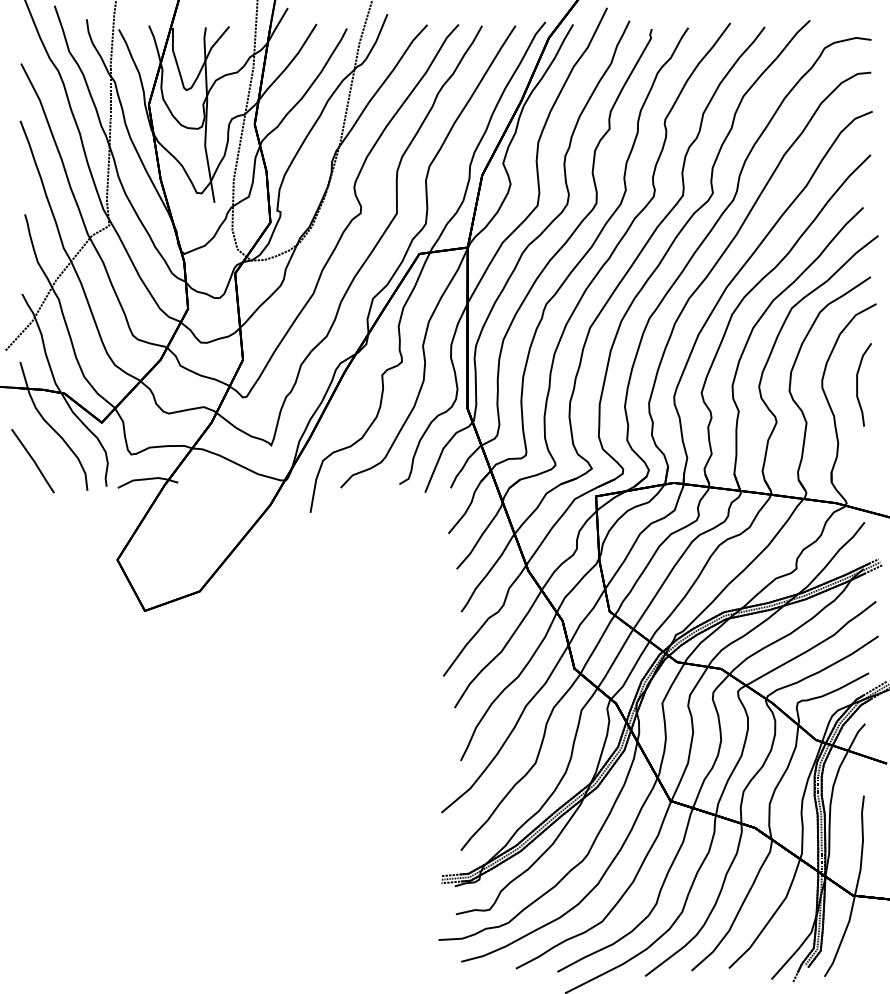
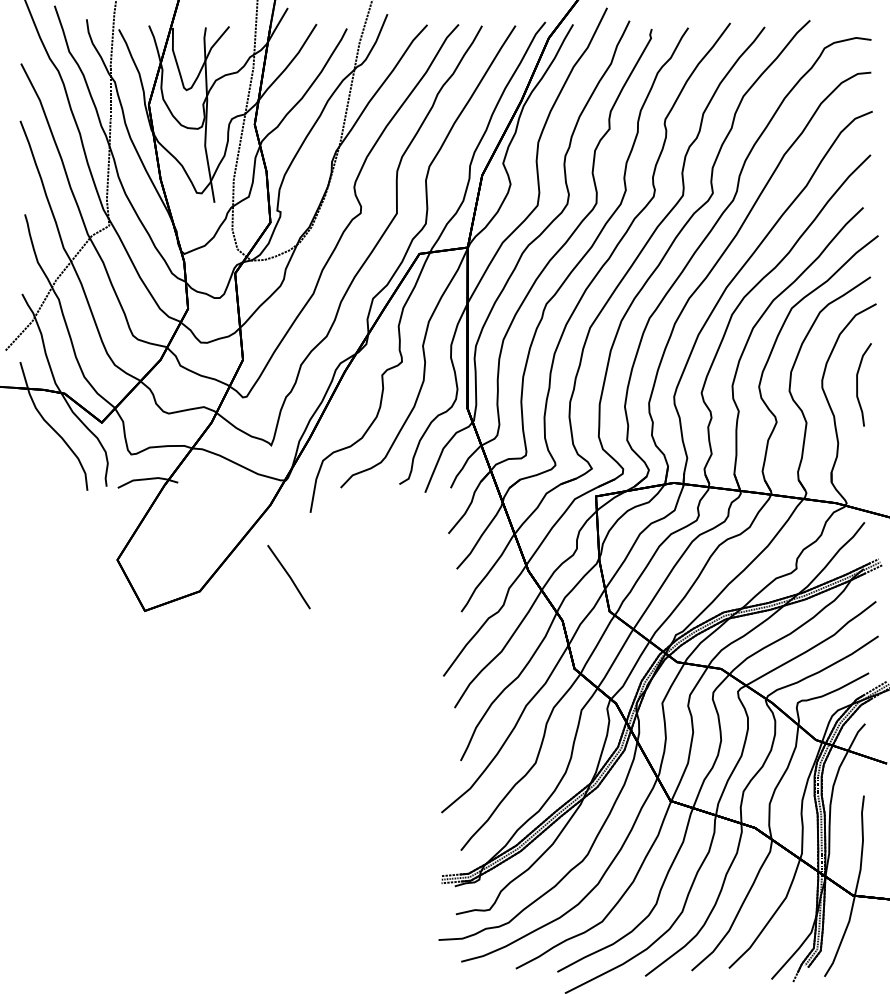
line position: (32, 460) -> (288, 576) (288, 576)
